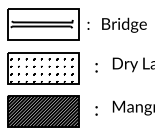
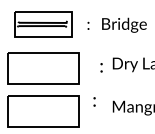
part size: 73x33 px -> 59x27 px (43, 24)
text position: (96, 67) -> (101, 67) (101, 67)
hatch: present -> none (41, 70)
hatch: present -> none (42, 110)
text position: (96, 110) -> (94, 101) (94, 101)
